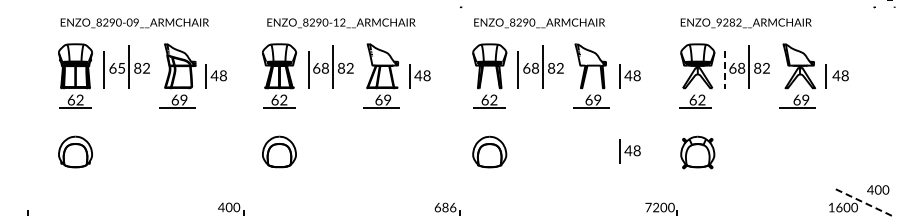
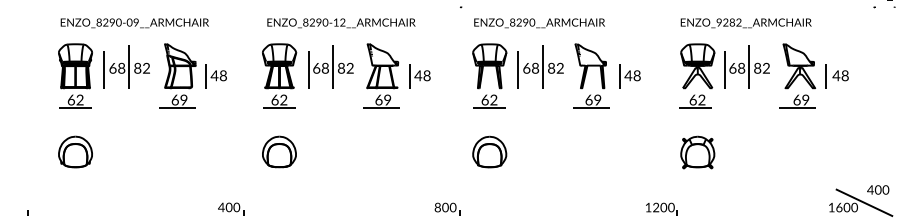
text: 65 -> 68 (121, 68)
line: dashed -> solid (724, 69)
part: present -> none (629, 151)
line: dashed -> solid (864, 202)
text: 686 -> 800 (445, 206)
text: 7200 -> 1200 (648, 207)
